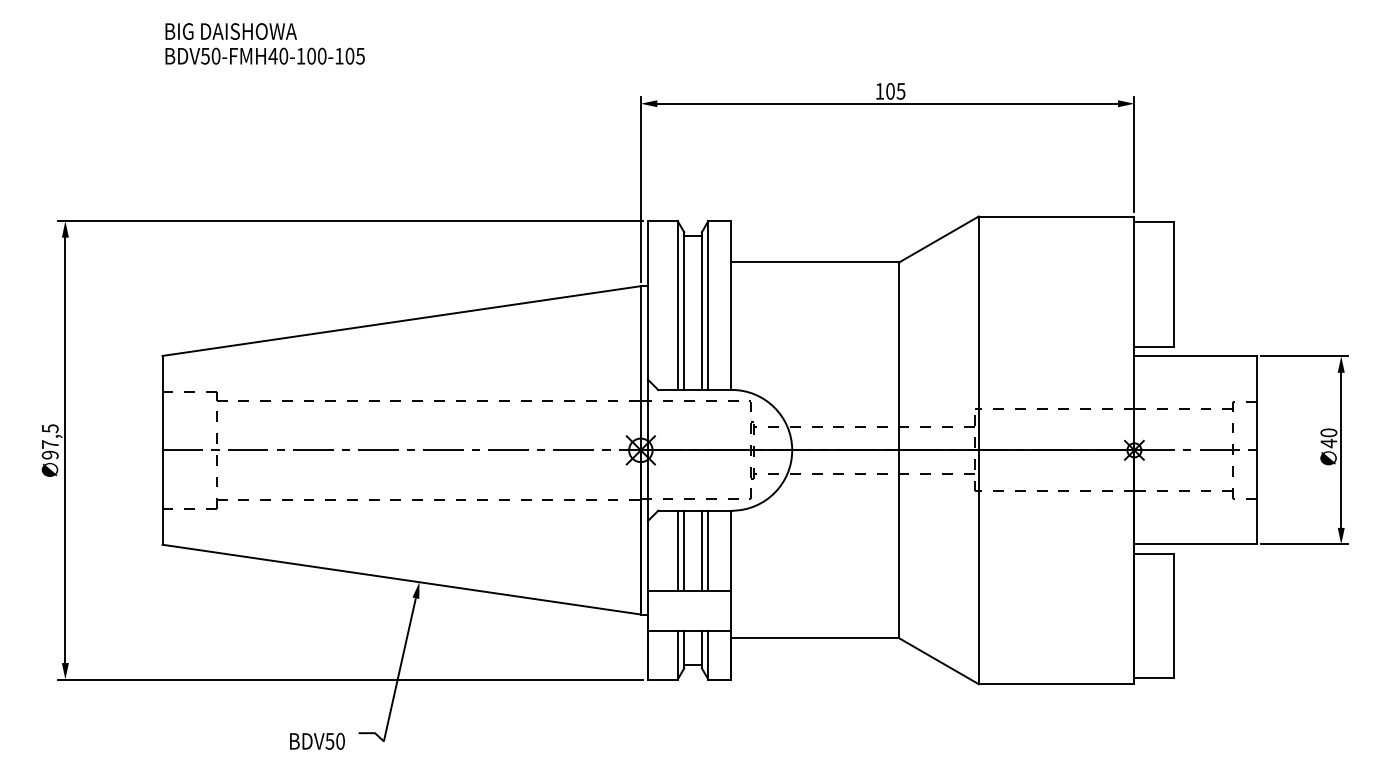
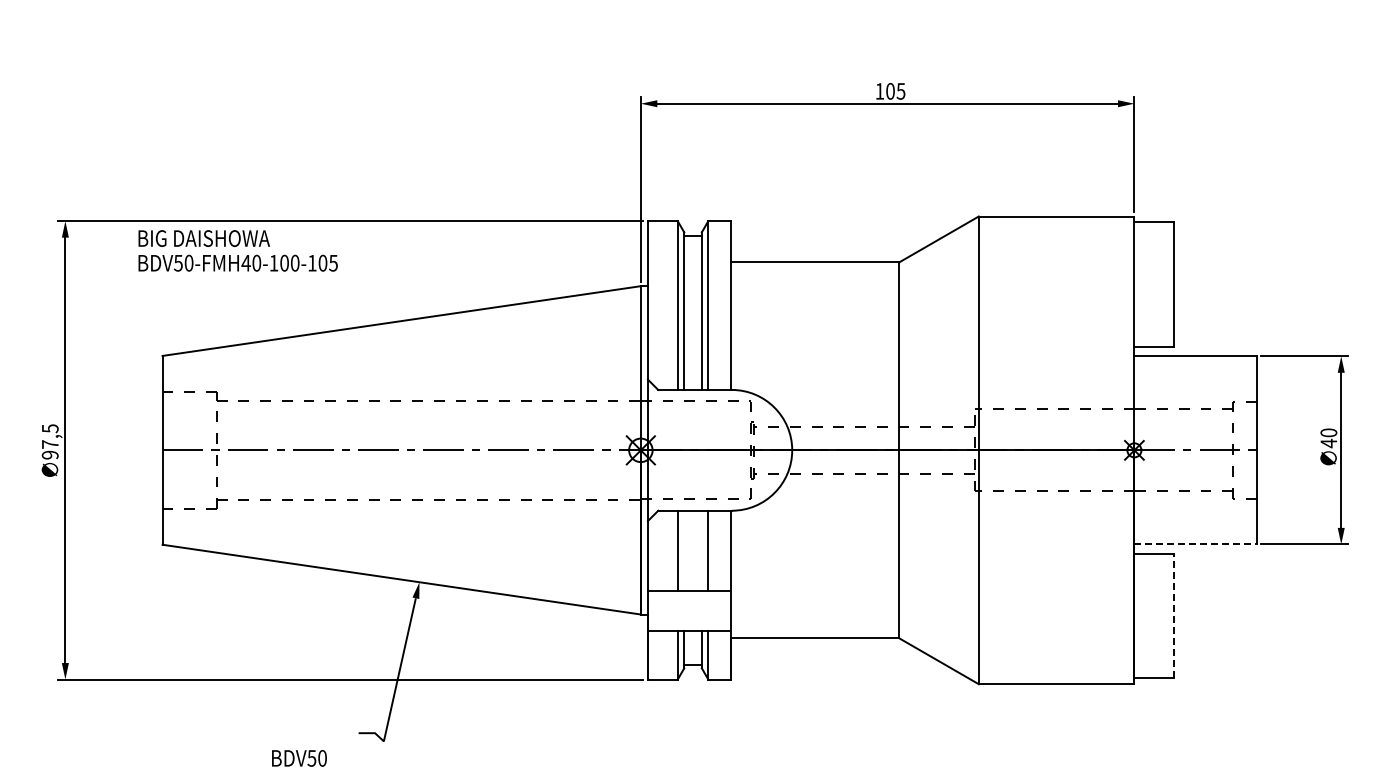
text position: (264, 43) -> (237, 250) (237, 250)
line: solid -> dashed (1196, 544)
line: present -> none (684, 550)
line: present -> none (701, 550)
line: solid -> dashed (1174, 615)
text position: (317, 741) -> (299, 758) (299, 758)
